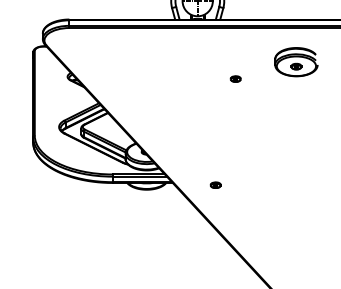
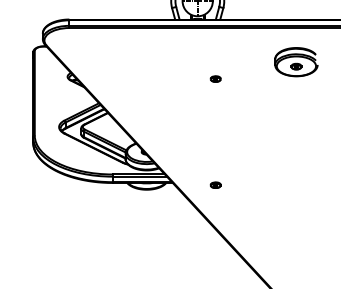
part position: (235, 78) -> (215, 78) (215, 78)
